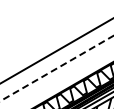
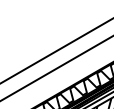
line: dashed -> solid (57, 68)
